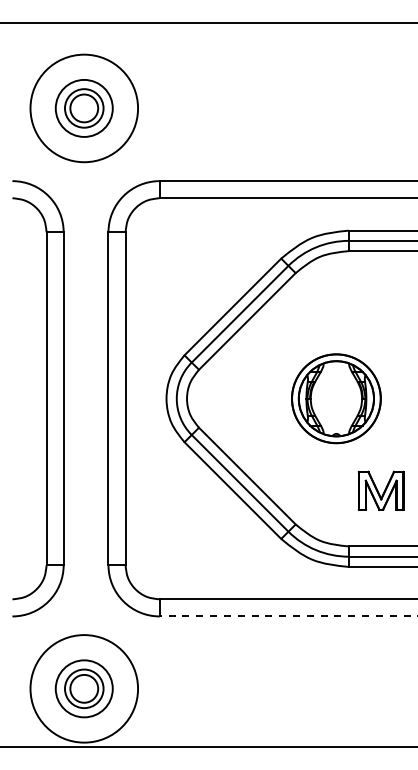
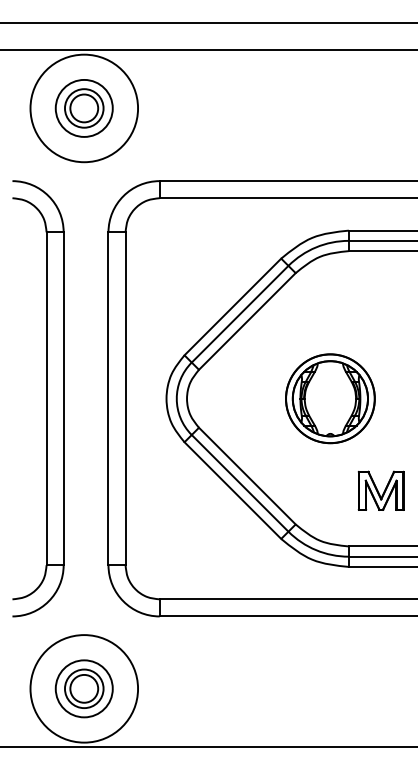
line: none -> present (208, 50)
part position: (336, 398) -> (330, 398) (330, 398)
line: dashed -> solid (288, 616)
